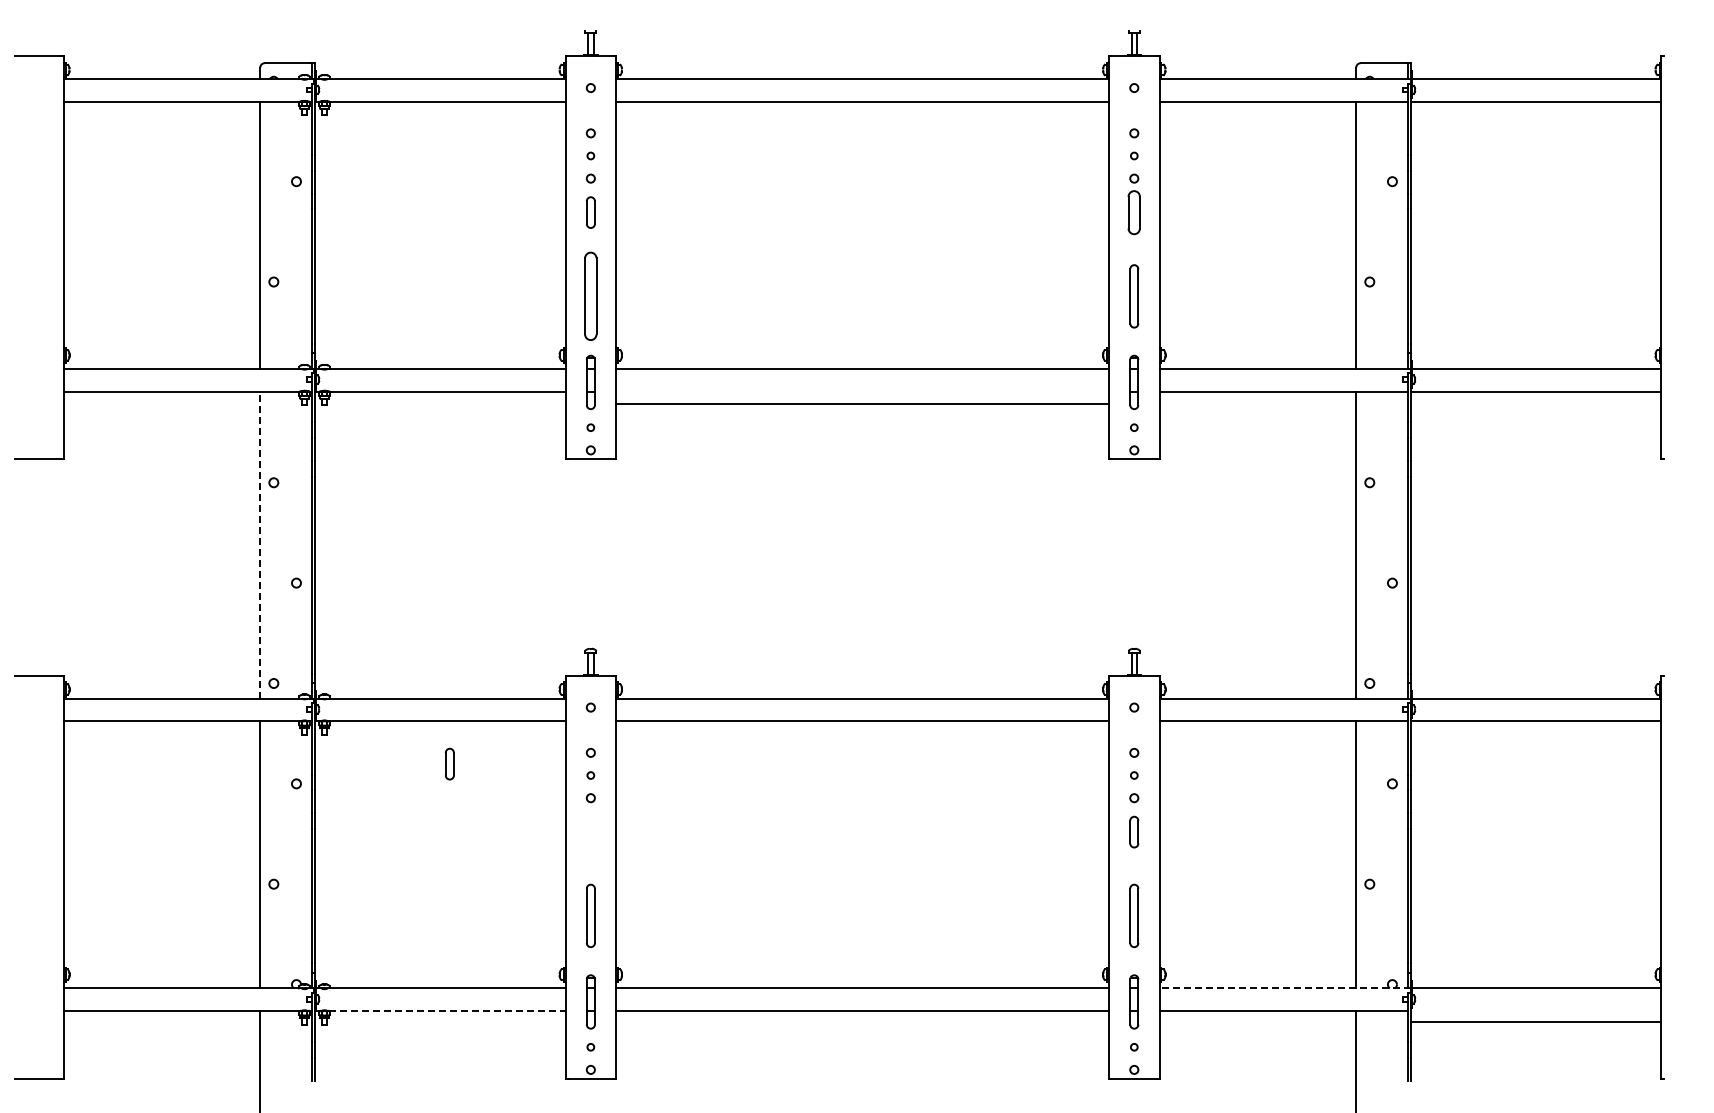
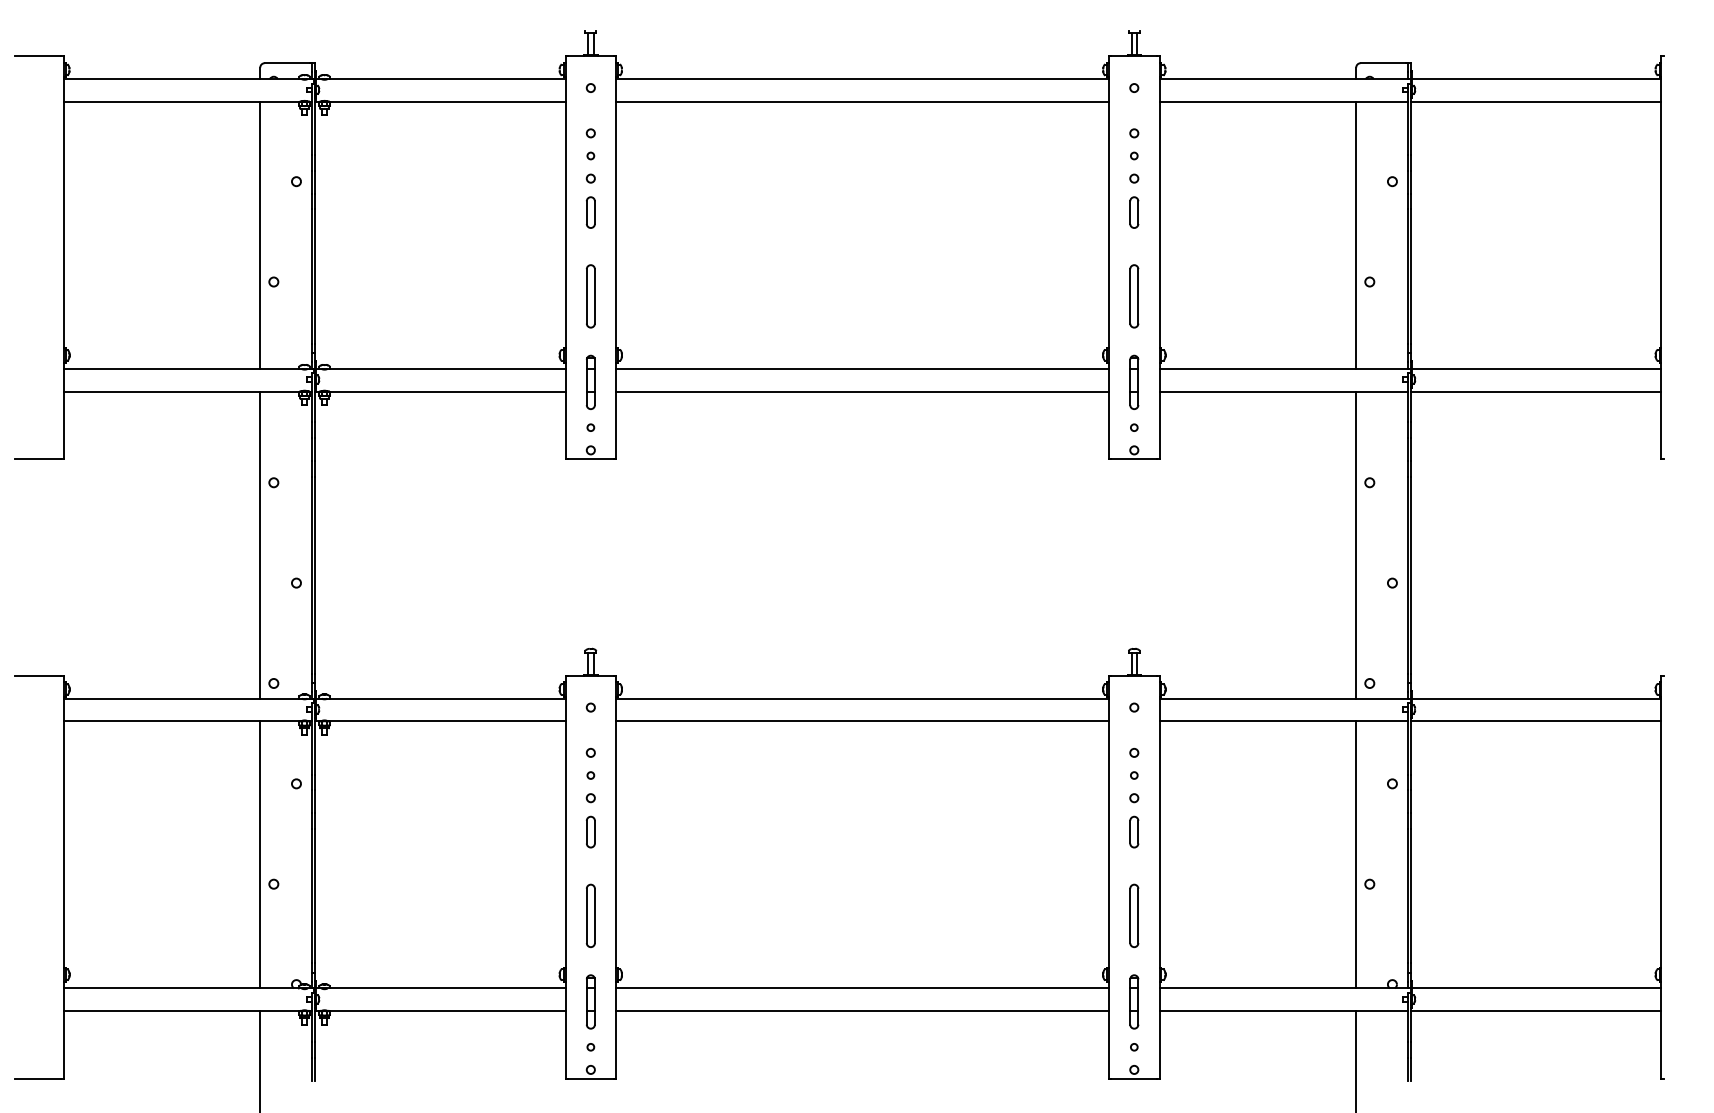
part size: 14x46 px -> 11x33 px (1134, 212)
part size: 14x90 px -> 10x65 px (590, 296)
line position: (862, 403) -> (862, 391) (862, 391)
line: dashed -> solid (260, 545)
part position: (449, 763) -> (590, 831) (590, 831)
line: dashed -> solid (1284, 988)
line: dashed -> solid (447, 1011)
line position: (1535, 1022) -> (1535, 1011) (1535, 1011)
